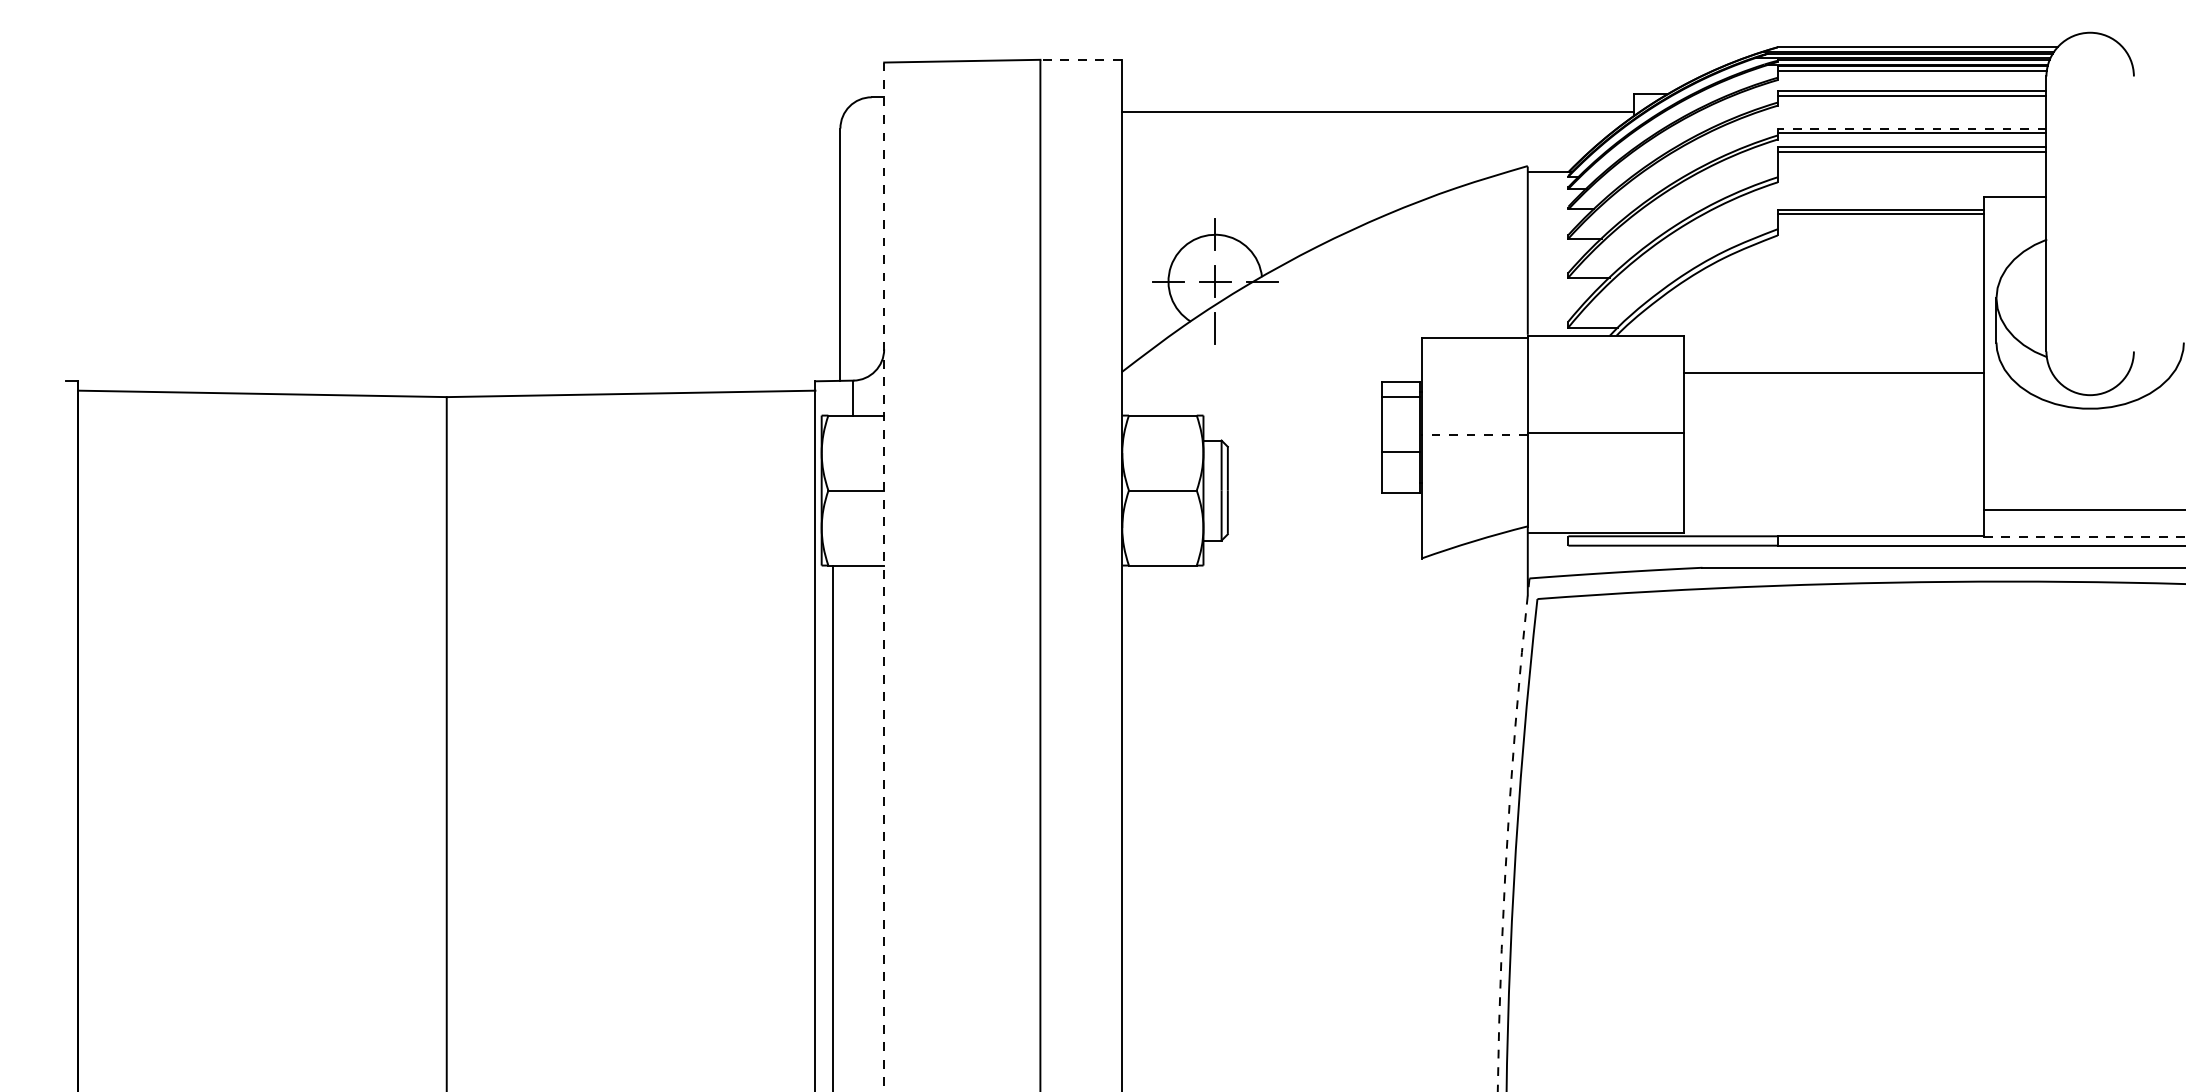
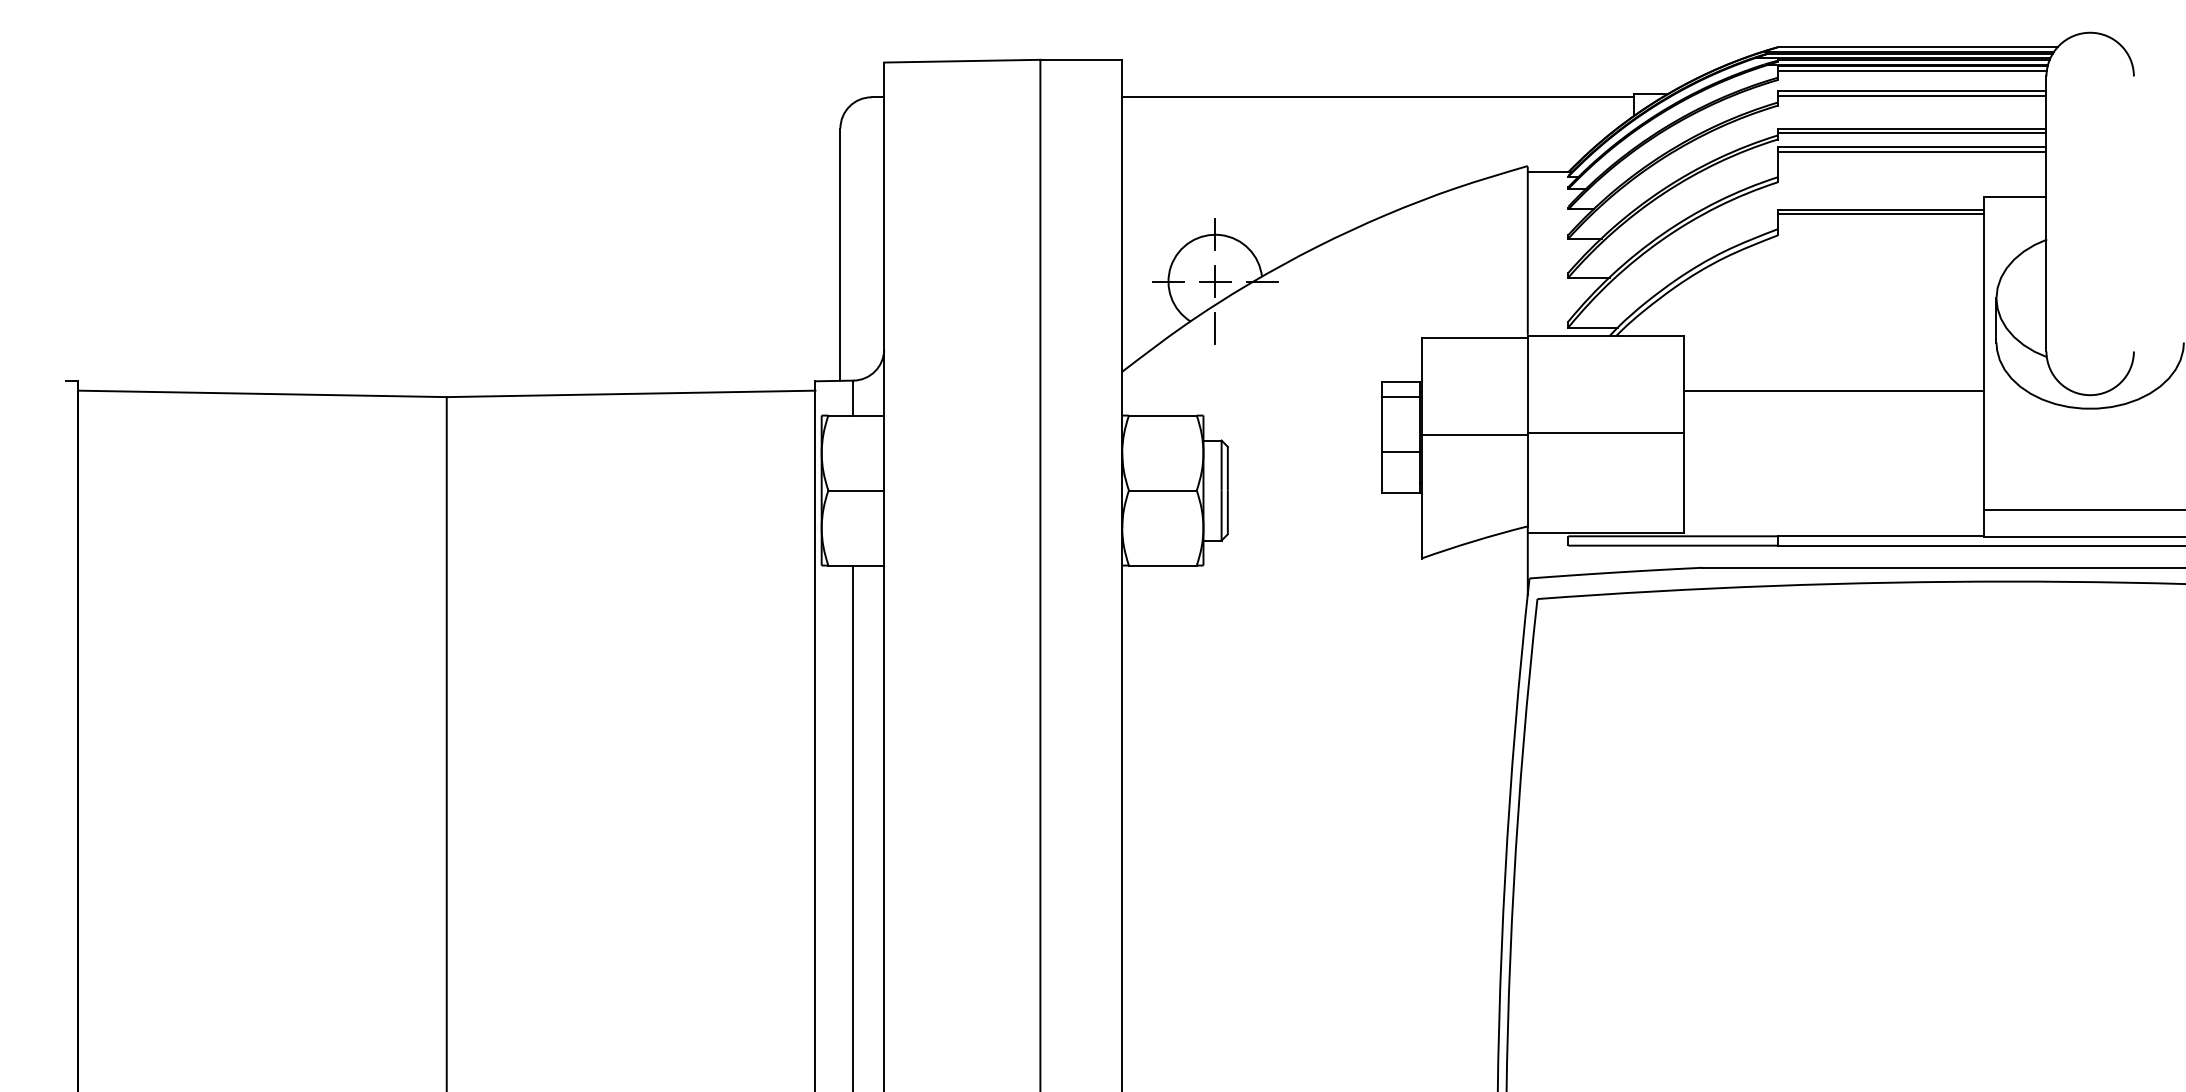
line: dashed -> solid (1081, 59)
line position: (1377, 112) -> (1377, 97) (1377, 97)
line: dashed -> solid (1911, 128)
line position: (1833, 372) -> (1833, 390) (1833, 390)
line: dashed -> solid (1474, 435)
line: dashed -> solid (2084, 536)
line: dashed -> solid (884, 577)
line position: (833, 826) -> (853, 826) (853, 826)
arc: dashed -> solid (1507, 835)
